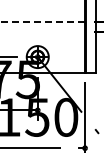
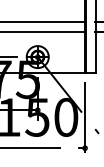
line: dashed -> solid (42, 22)
line: none -> present (43, 31)
